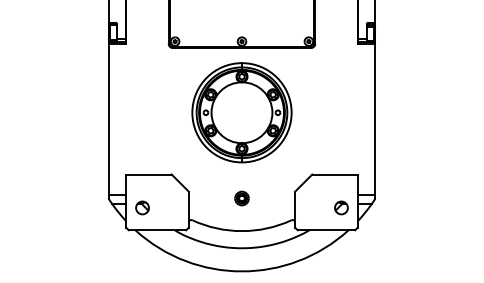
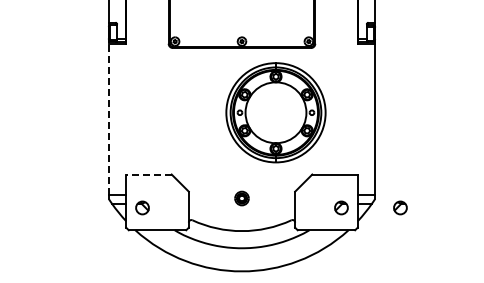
part position: (241, 112) -> (275, 112) (275, 112)
line: solid -> dashed (109, 119)
line: solid -> dashed (148, 174)
part: none -> present (400, 207)
